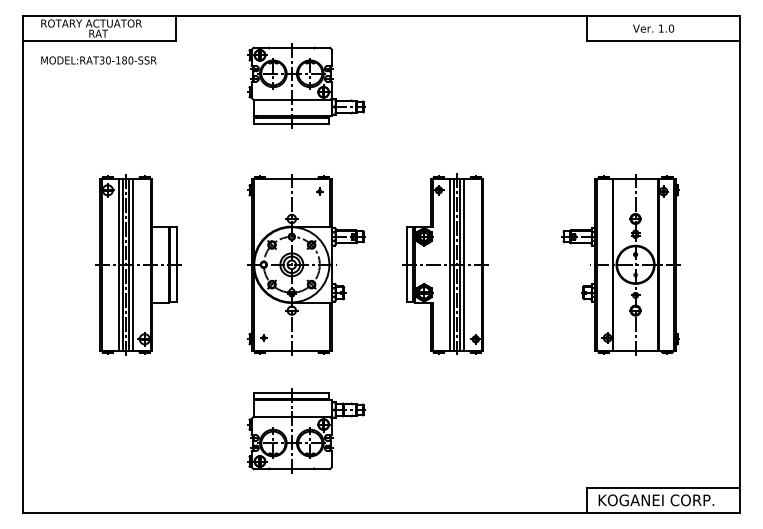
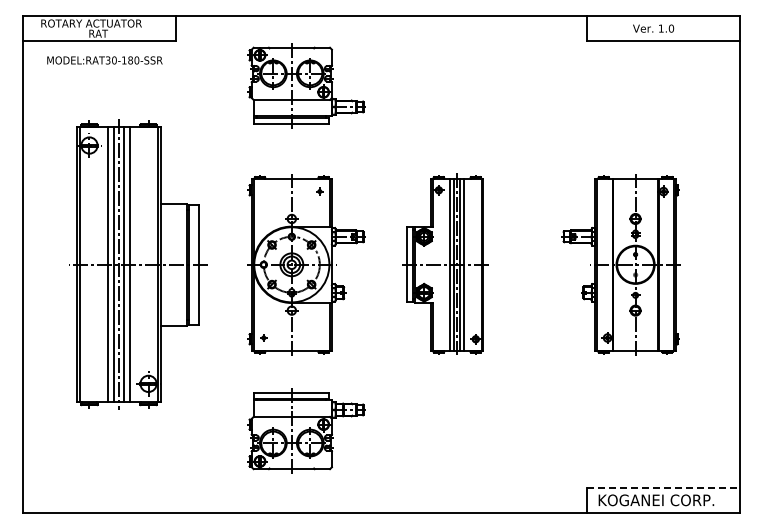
text position: (98, 60) -> (104, 60) (104, 60)
part size: 87x182 px -> 139x291 px (138, 264)
line: solid -> dashed (664, 487)
